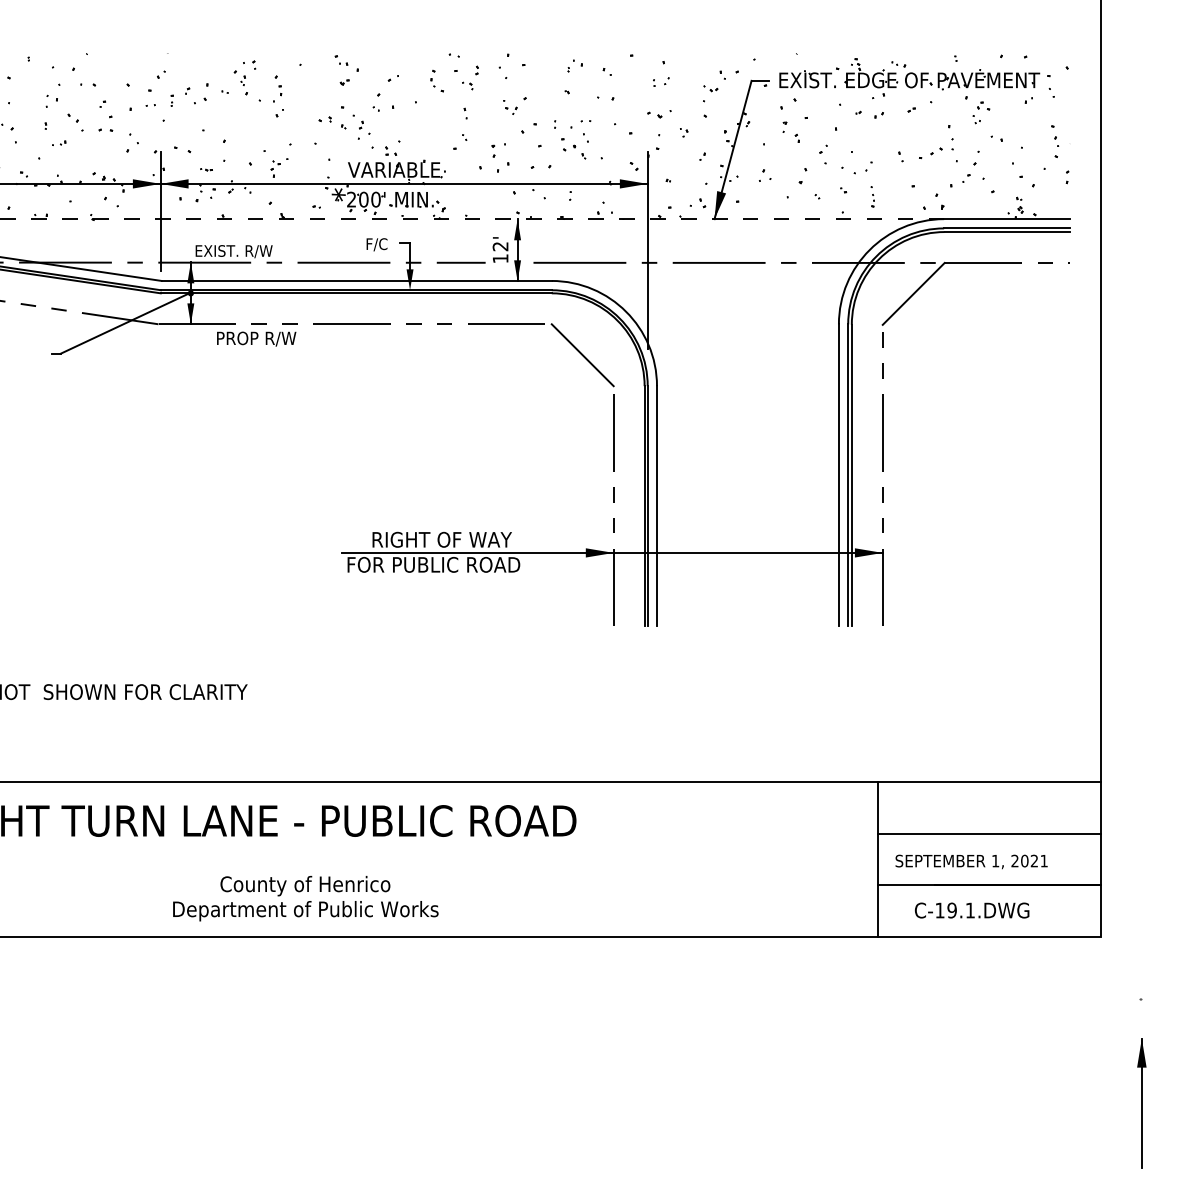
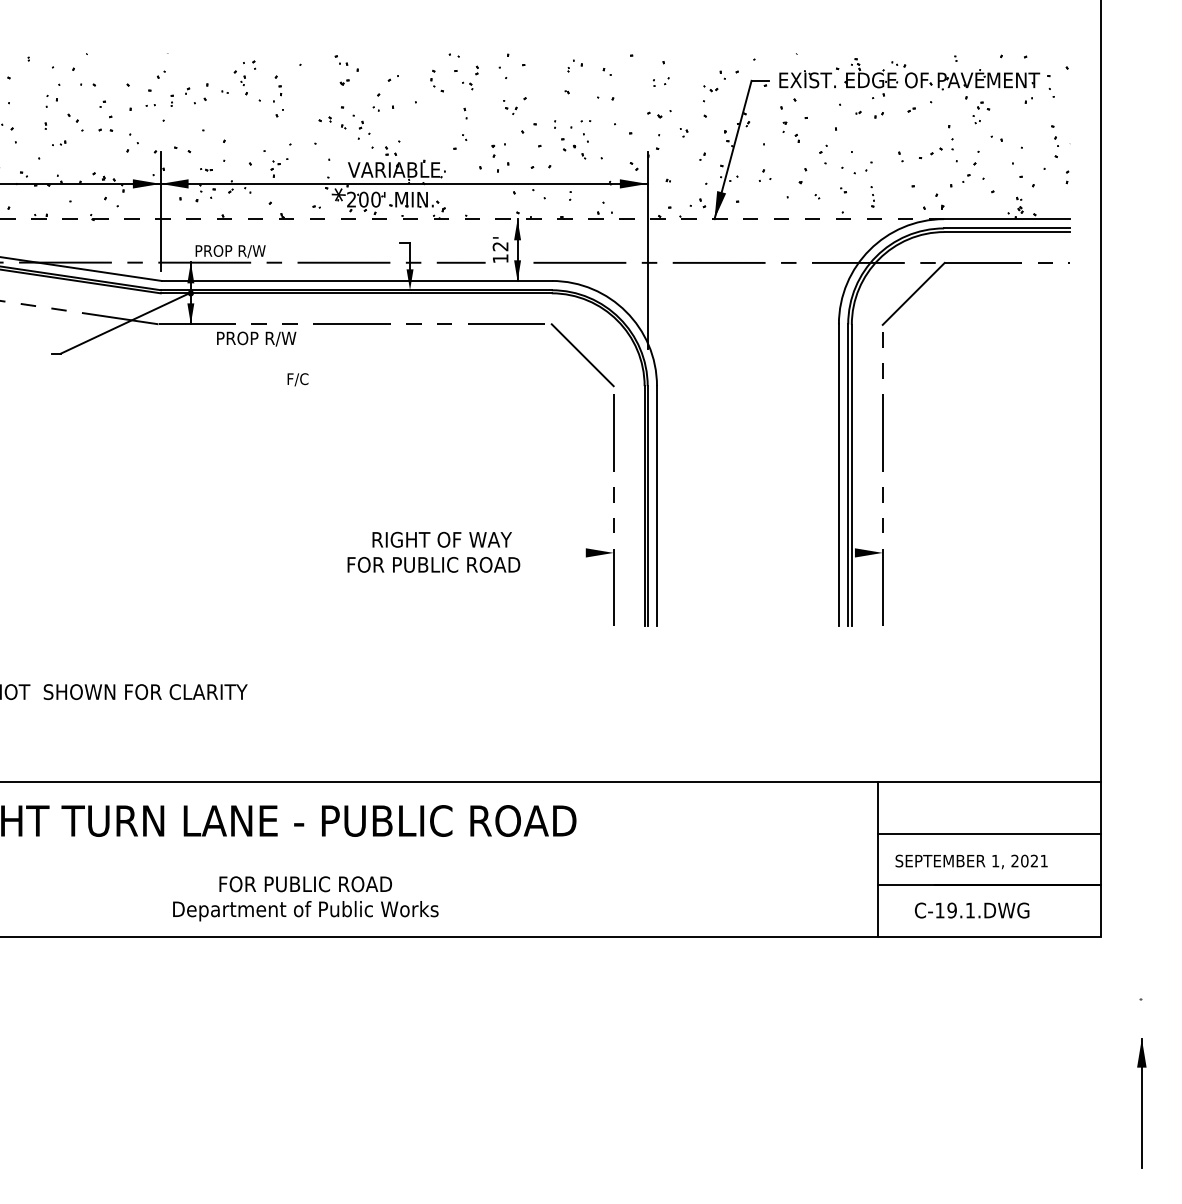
text position: (376, 244) -> (297, 379) (297, 379)
text: EXIST. R/W -> PROP R/W (234, 251)
line: present -> none (611, 552)
text: County of Henrico -> FOR PUBLIC ROAD (305, 885)
